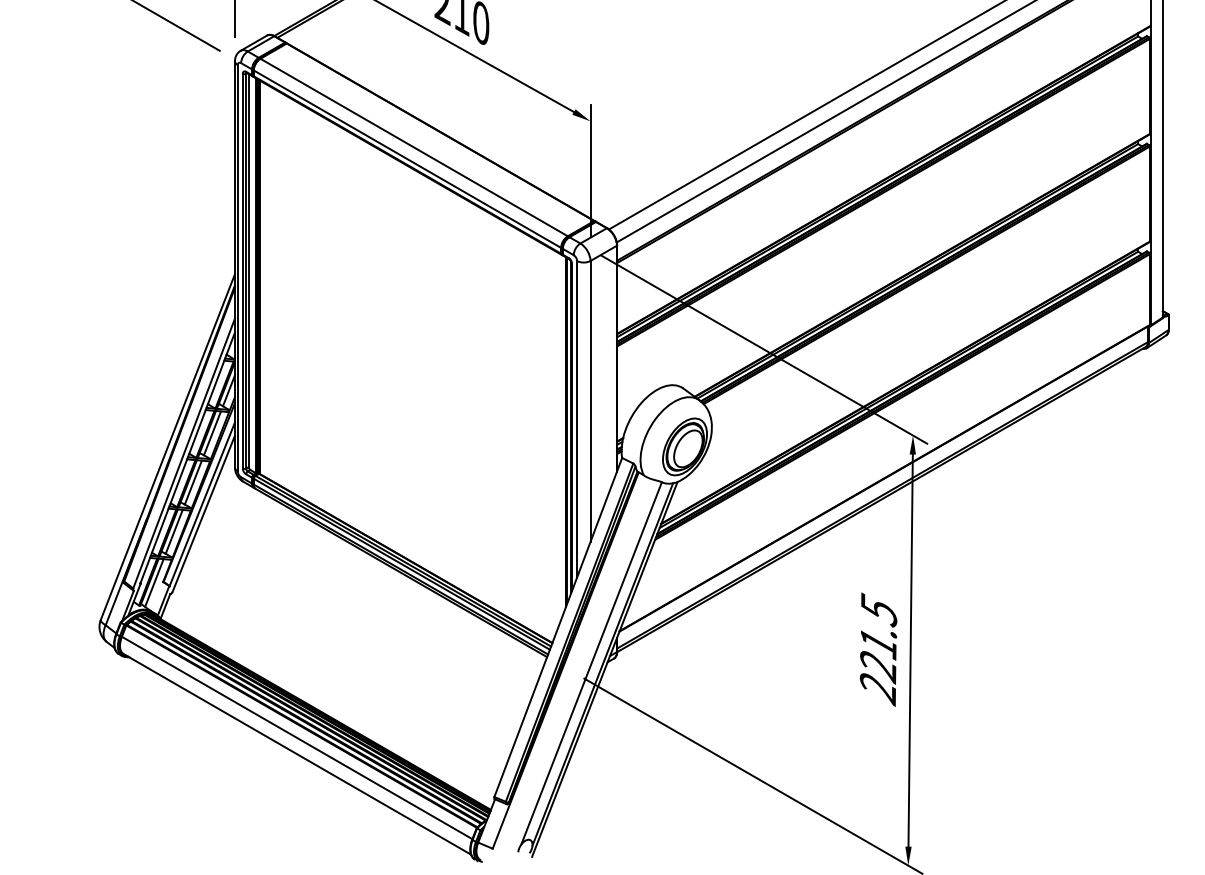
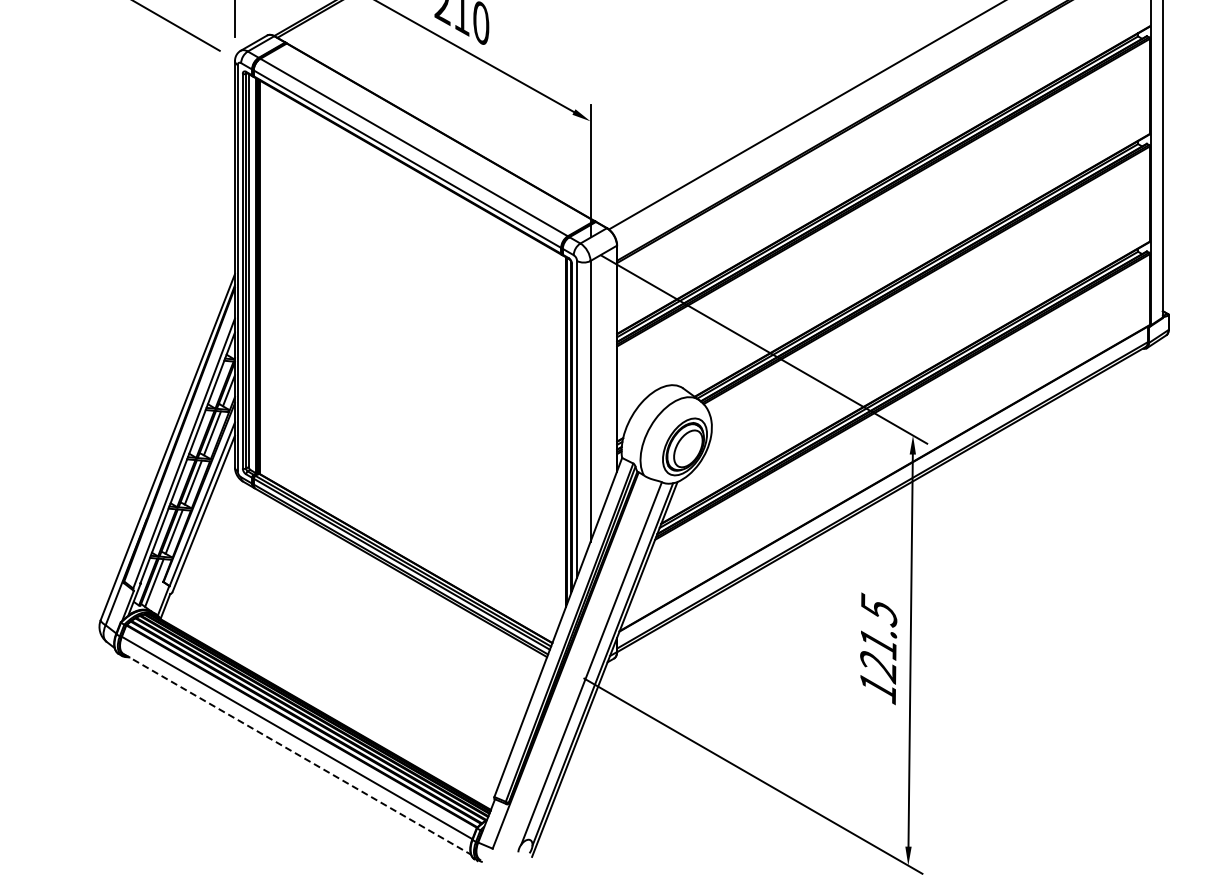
line: present -> none (824, 122)
text: 221.5 -> 121.5 (877, 689)
line: solid -> dashed (297, 754)
